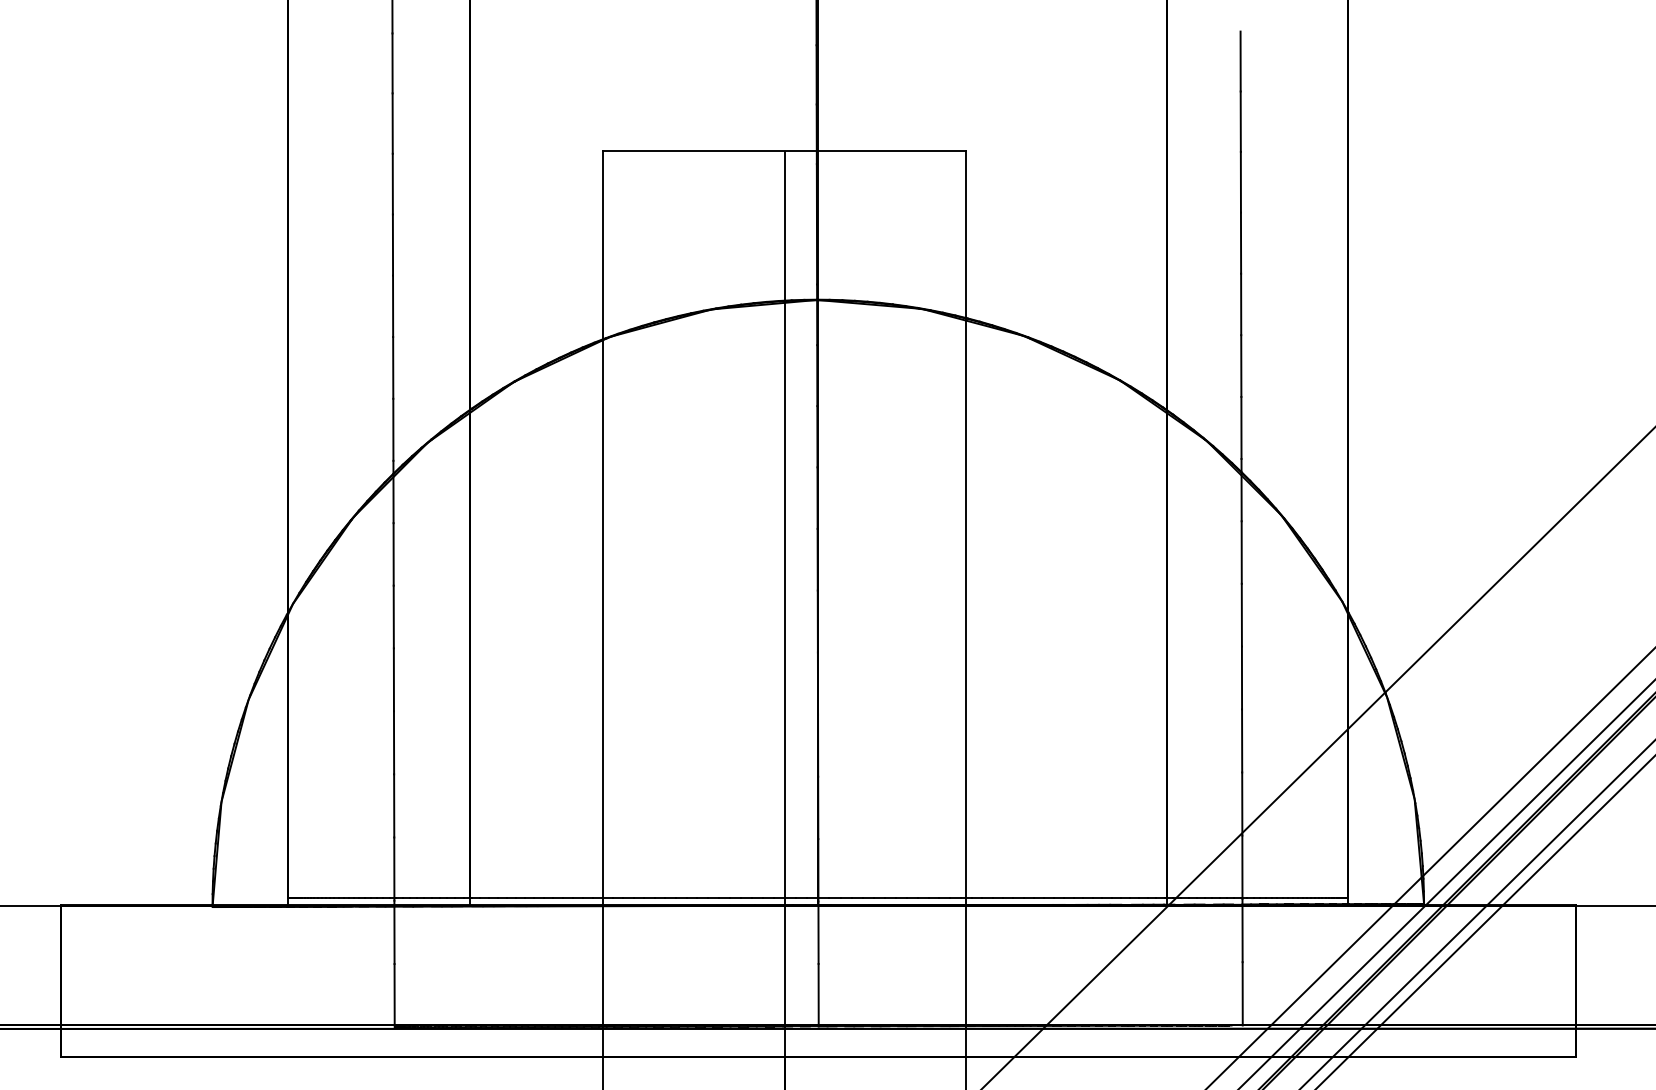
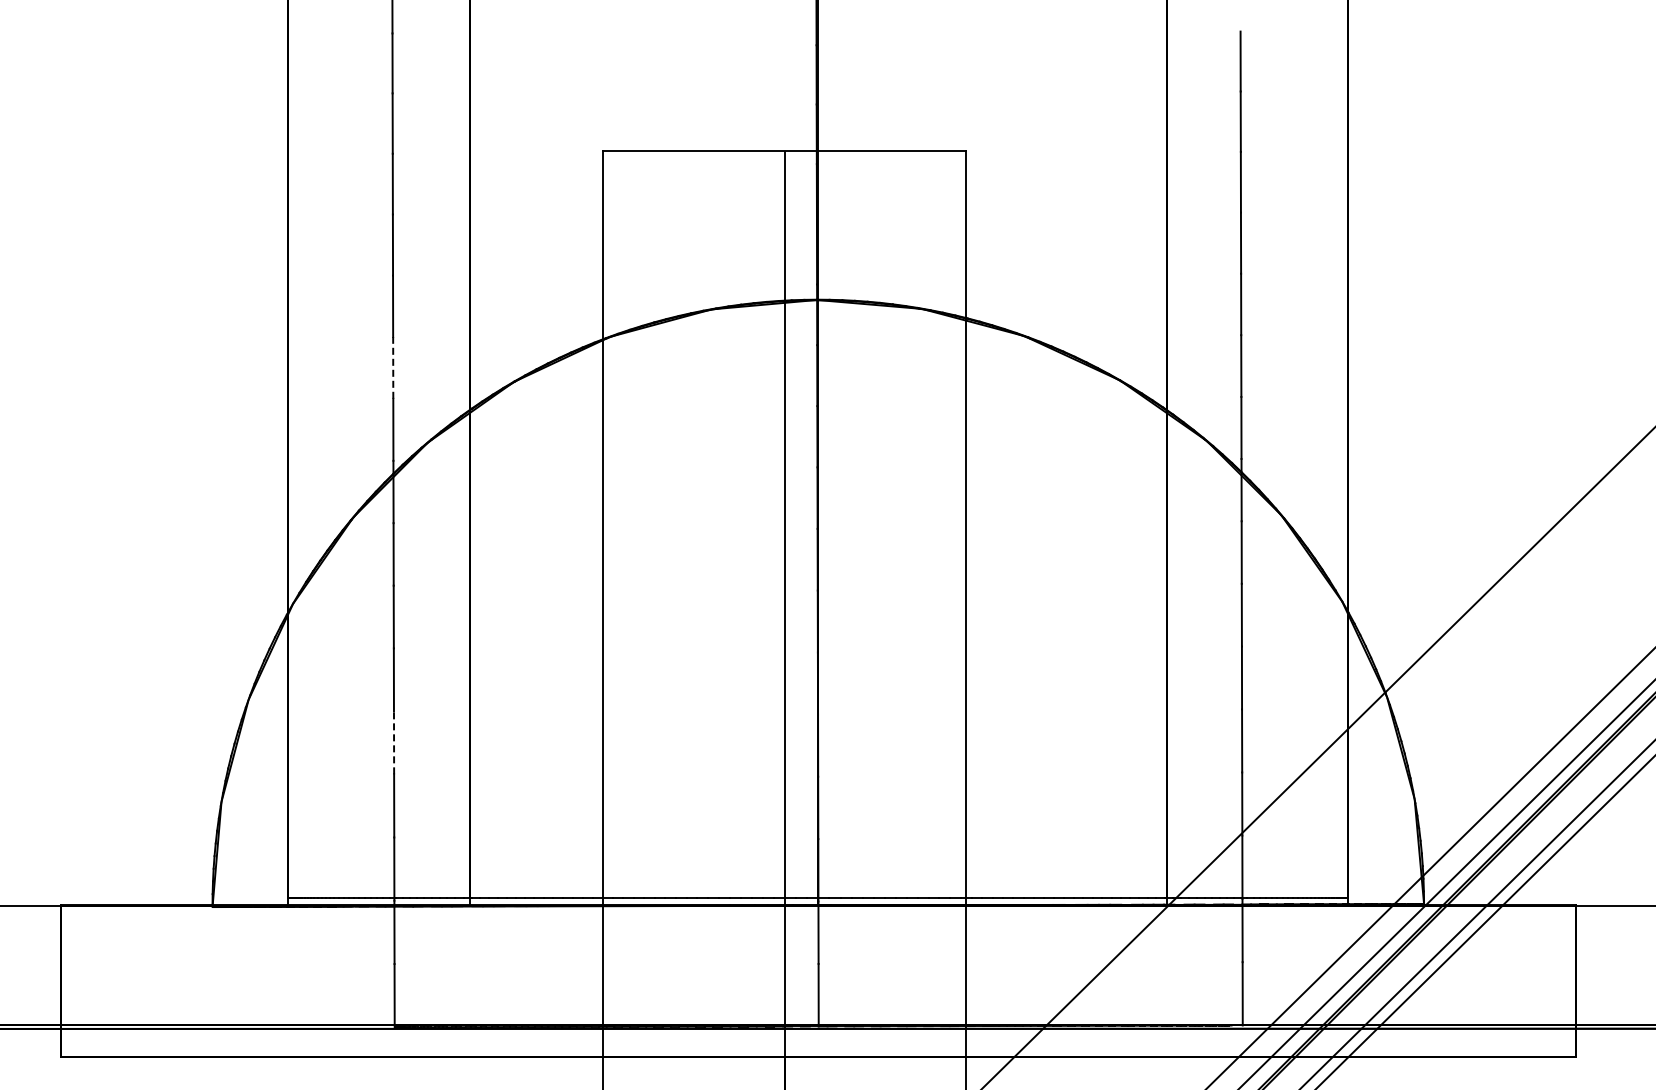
line: solid -> dashed (393, 367)
line: solid -> dashed (394, 742)
